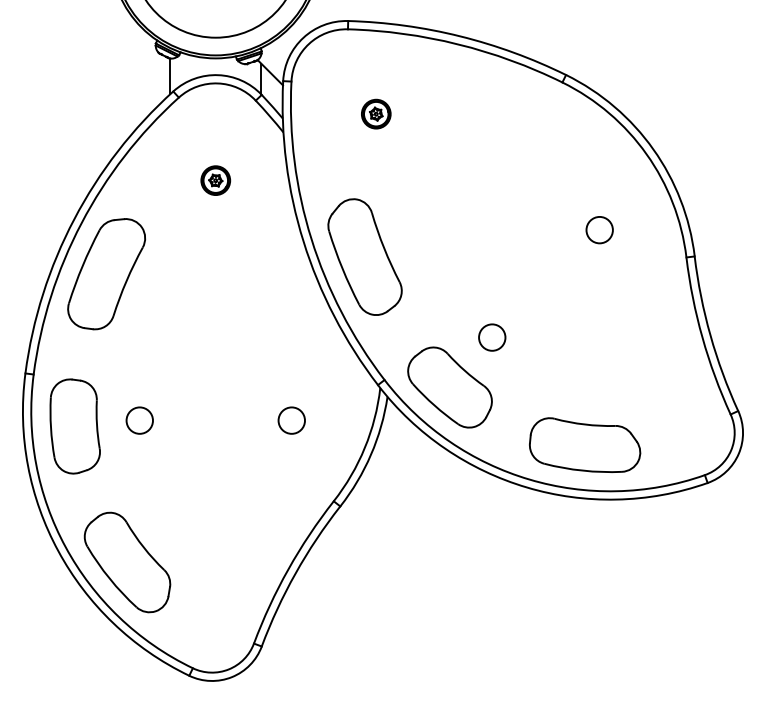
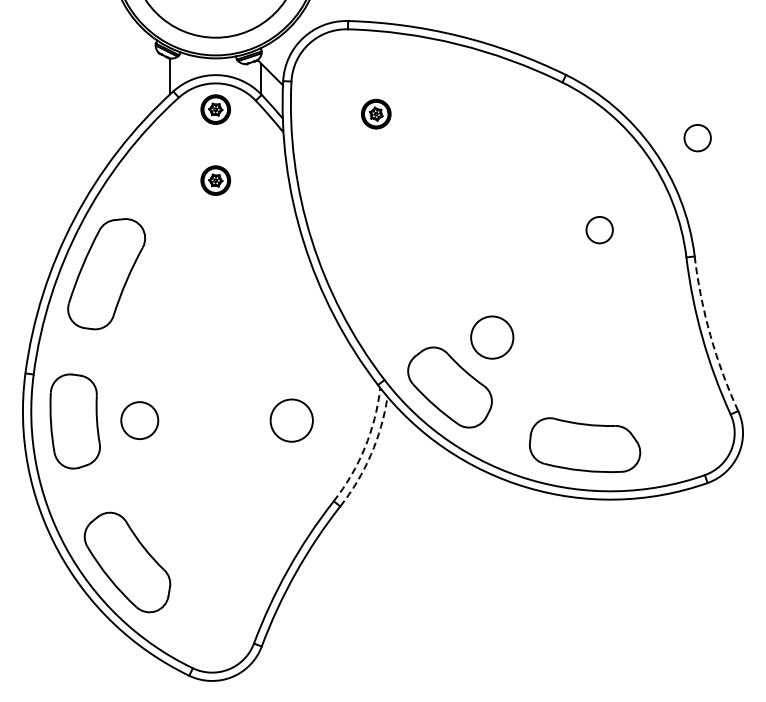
part: none -> present (215, 109)
circle: none -> present (697, 138)
part: present -> none (364, 256)
arc: solid -> dashed (710, 335)
circle diameter: 26 px -> 42 px (492, 337)
circle diameter: 26 px -> 37 px (139, 420)
circle diameter: 26 px -> 42 px (291, 420)
part position: (74, 426) -> (74, 421) (74, 421)
arc: solid -> dashed (364, 447)
arc: solid -> dashed (371, 454)
